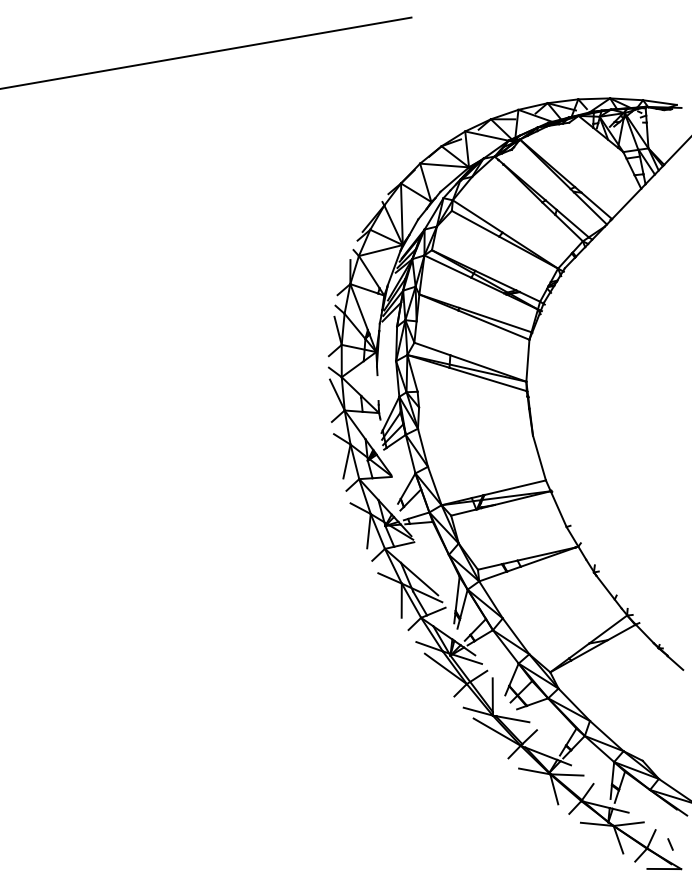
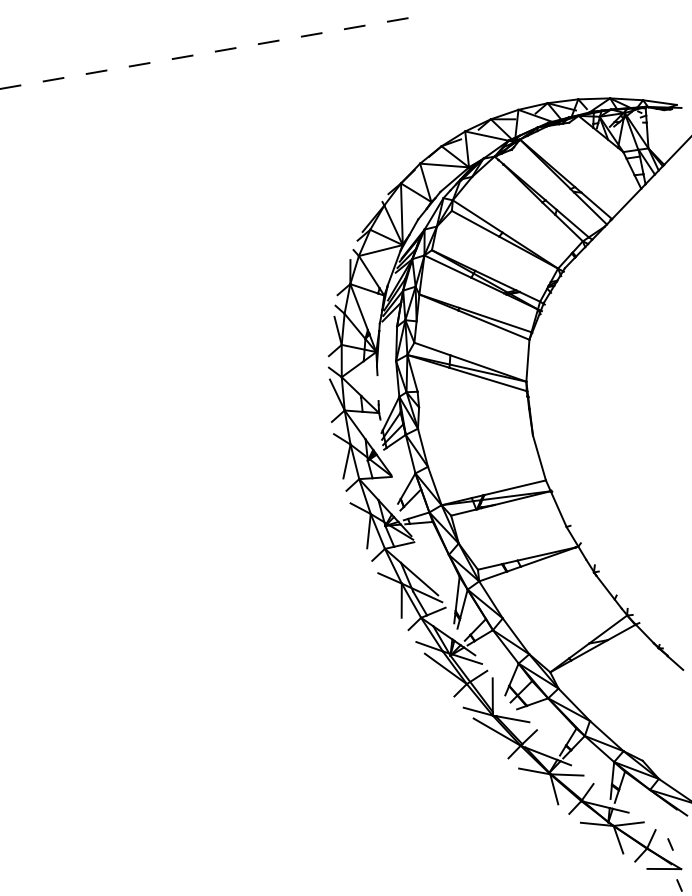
line: solid -> dashed (206, 53)
line: none -> present (679, 885)
